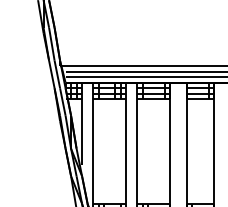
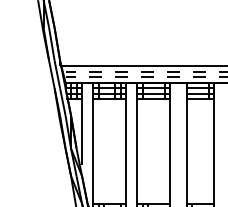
line: solid -> dashed (146, 71)
line: solid -> dashed (146, 77)
